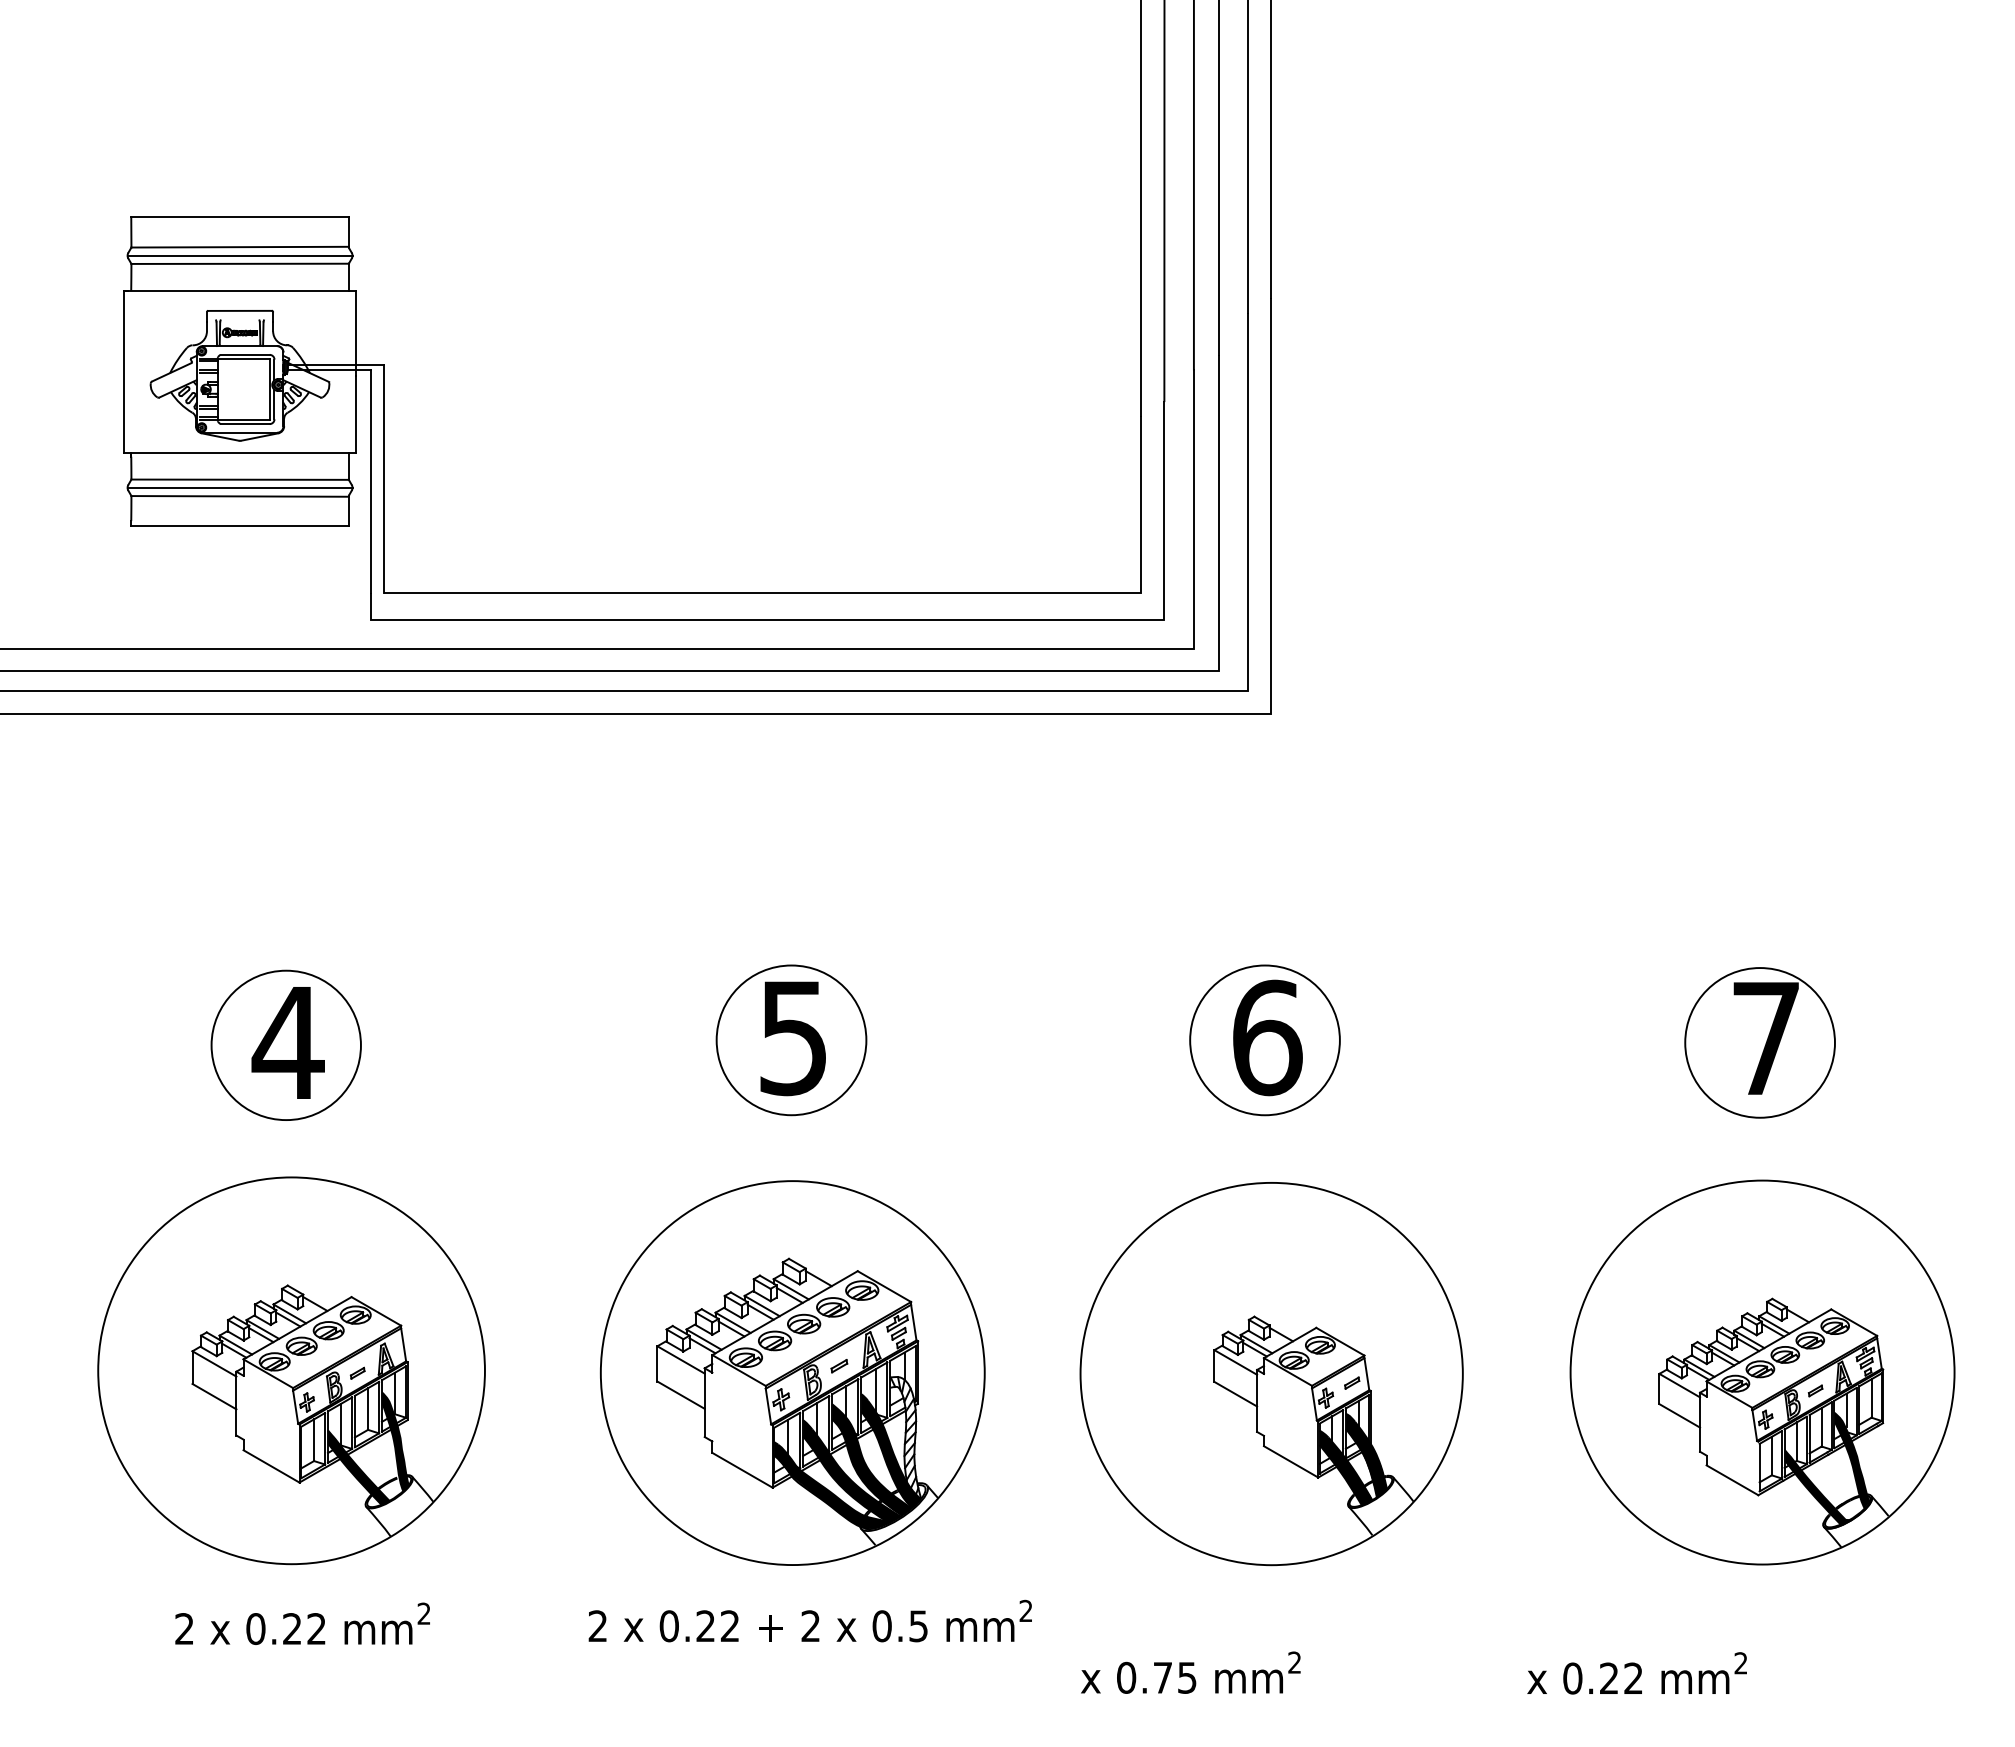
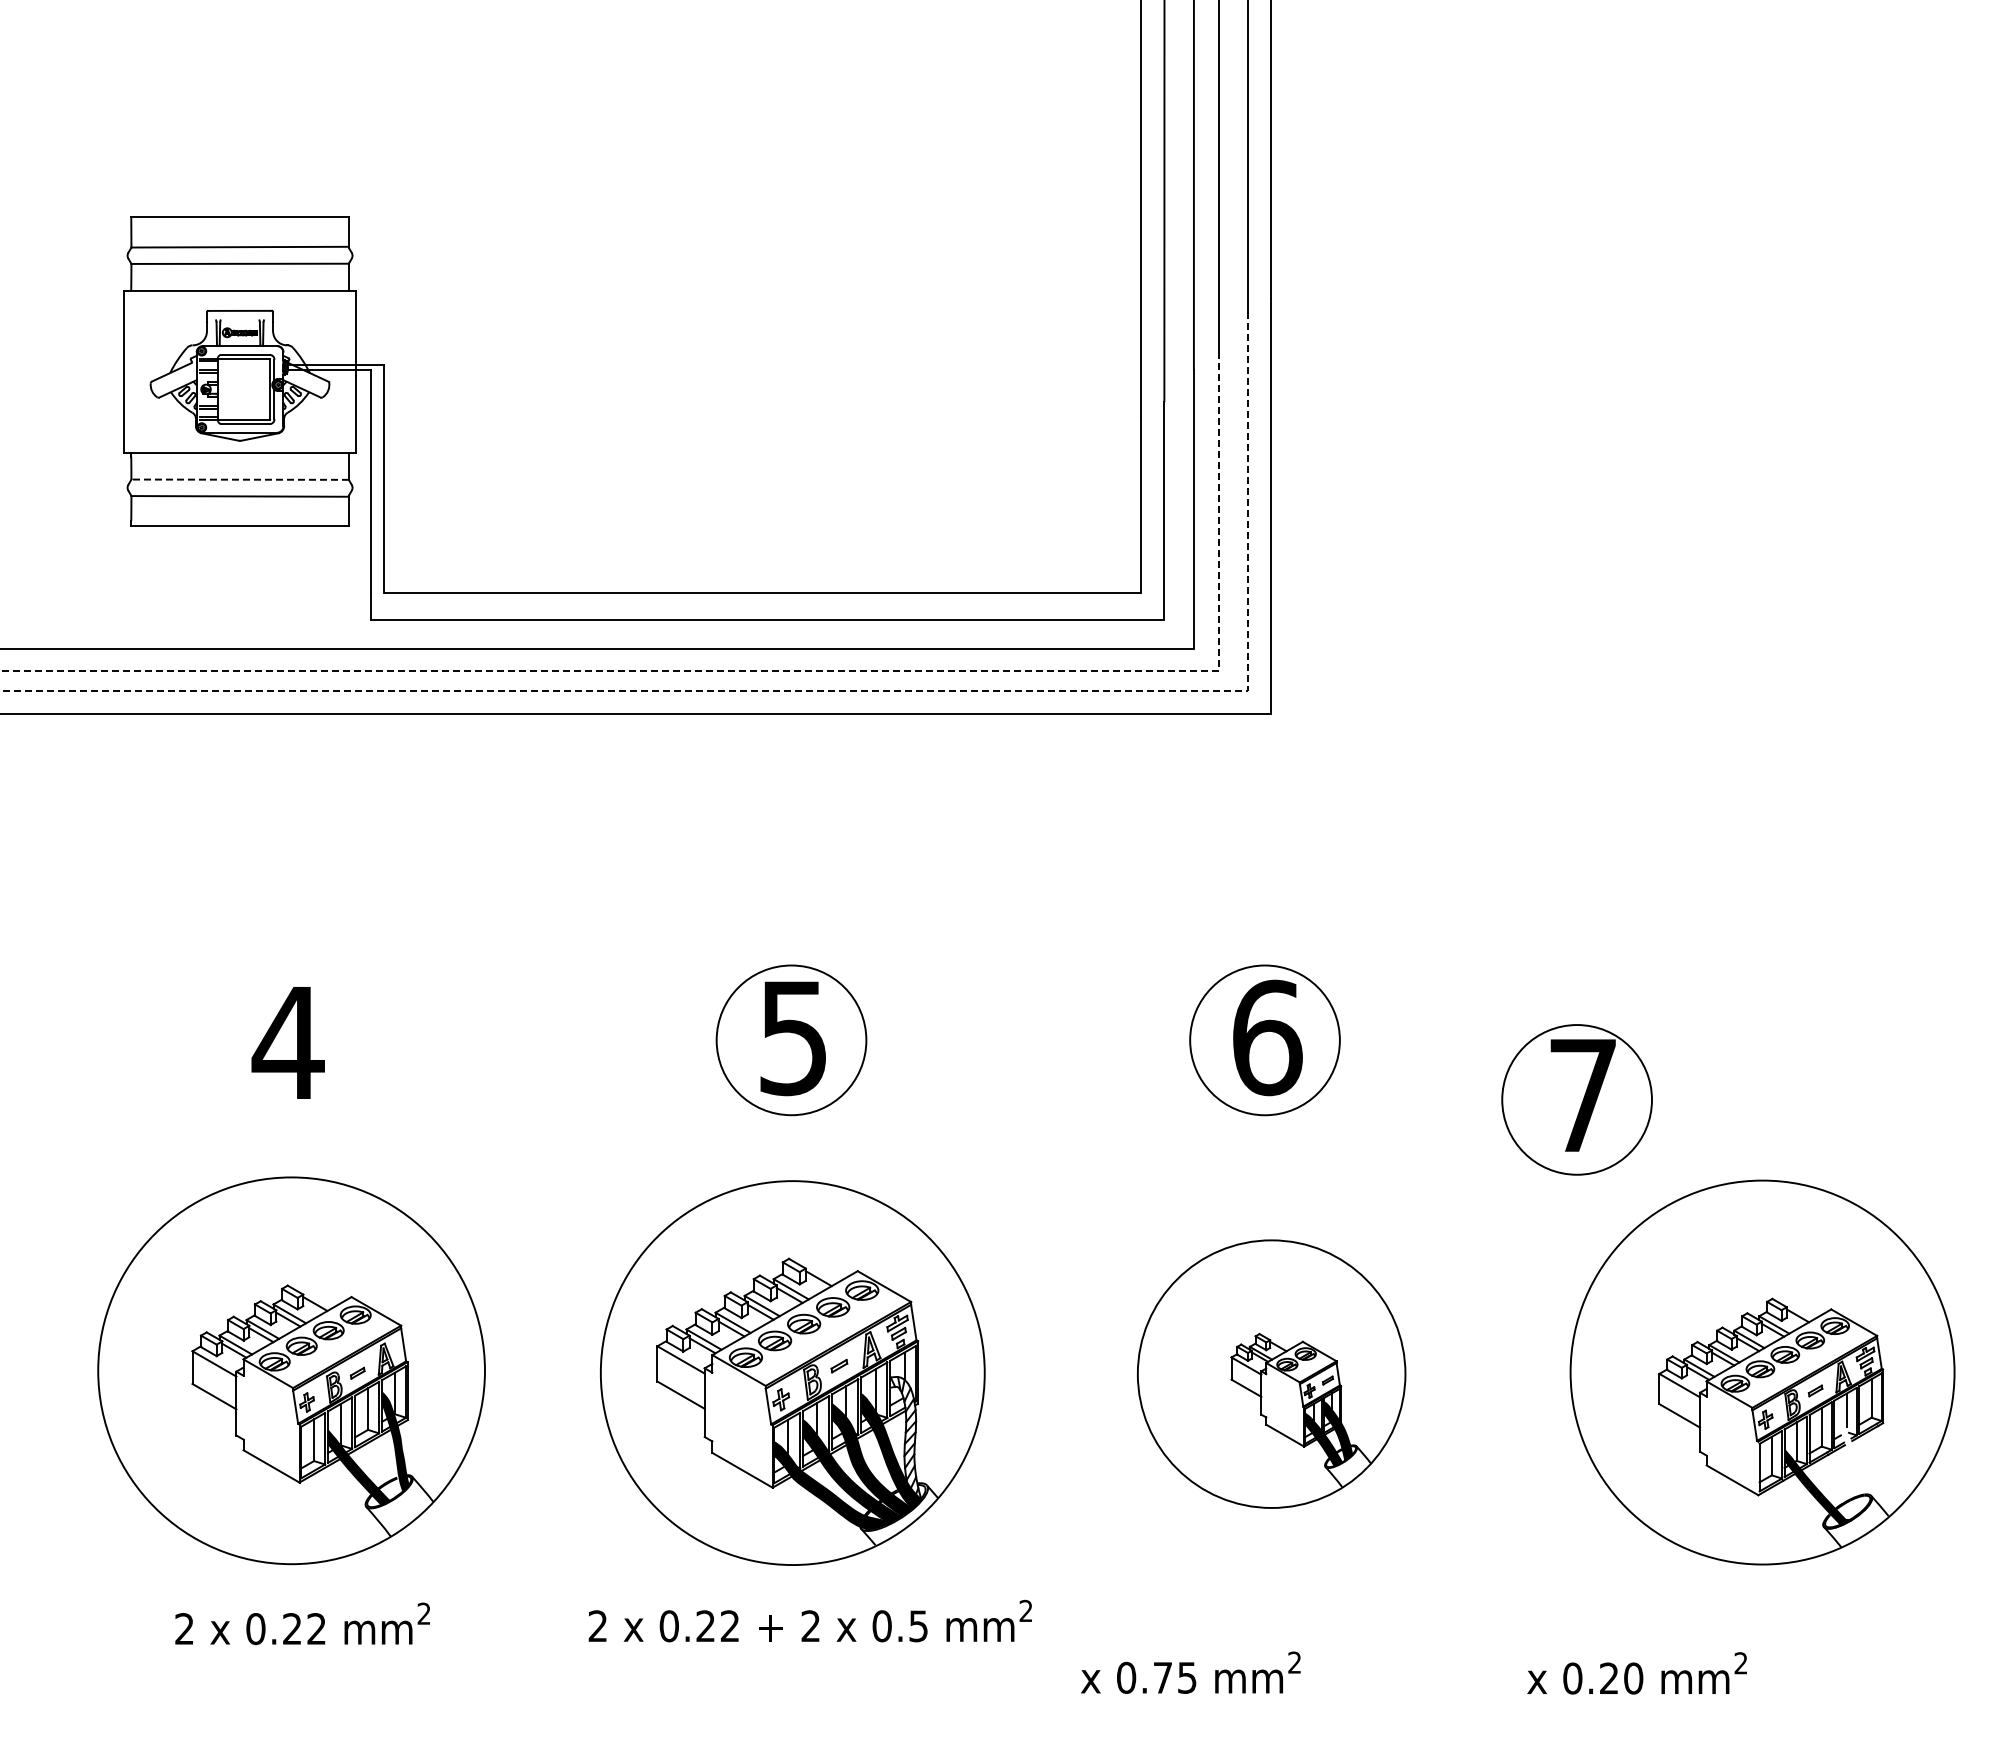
line: present -> none (239, 255)
line: solid -> dashed (240, 479)
line: present -> none (239, 487)
line: solid -> dashed (769, 671)
line: solid -> dashed (813, 690)
part position: (1759, 1042) -> (1576, 1099) (1576, 1099)
circle: present -> none (285, 1044)
part size: 385x385 px -> 270x270 px (1271, 1373)
fill: present -> none (1852, 1460)
text: 0.22 -> 0.20 (1633, 1678)
